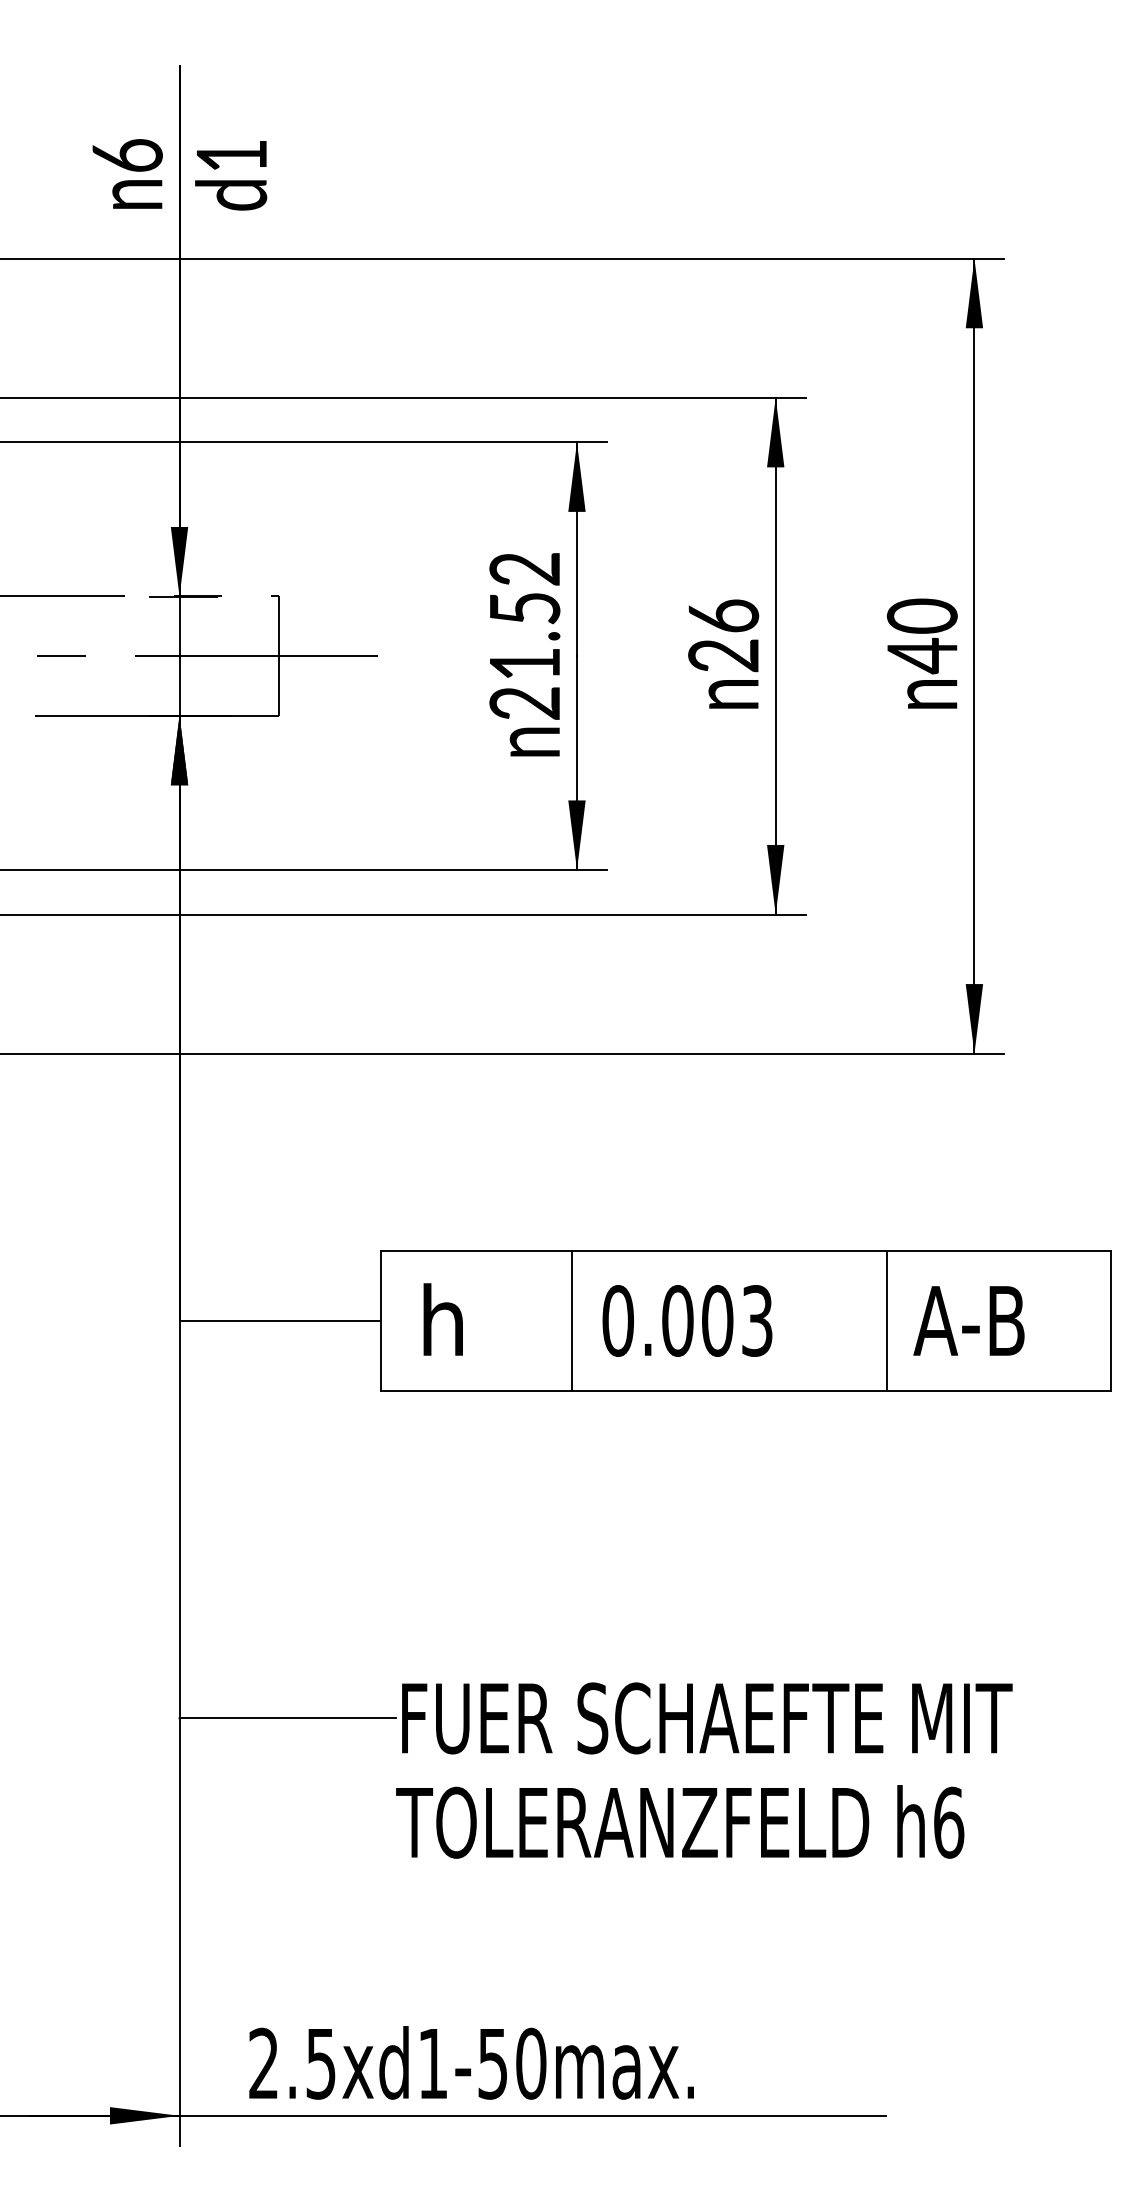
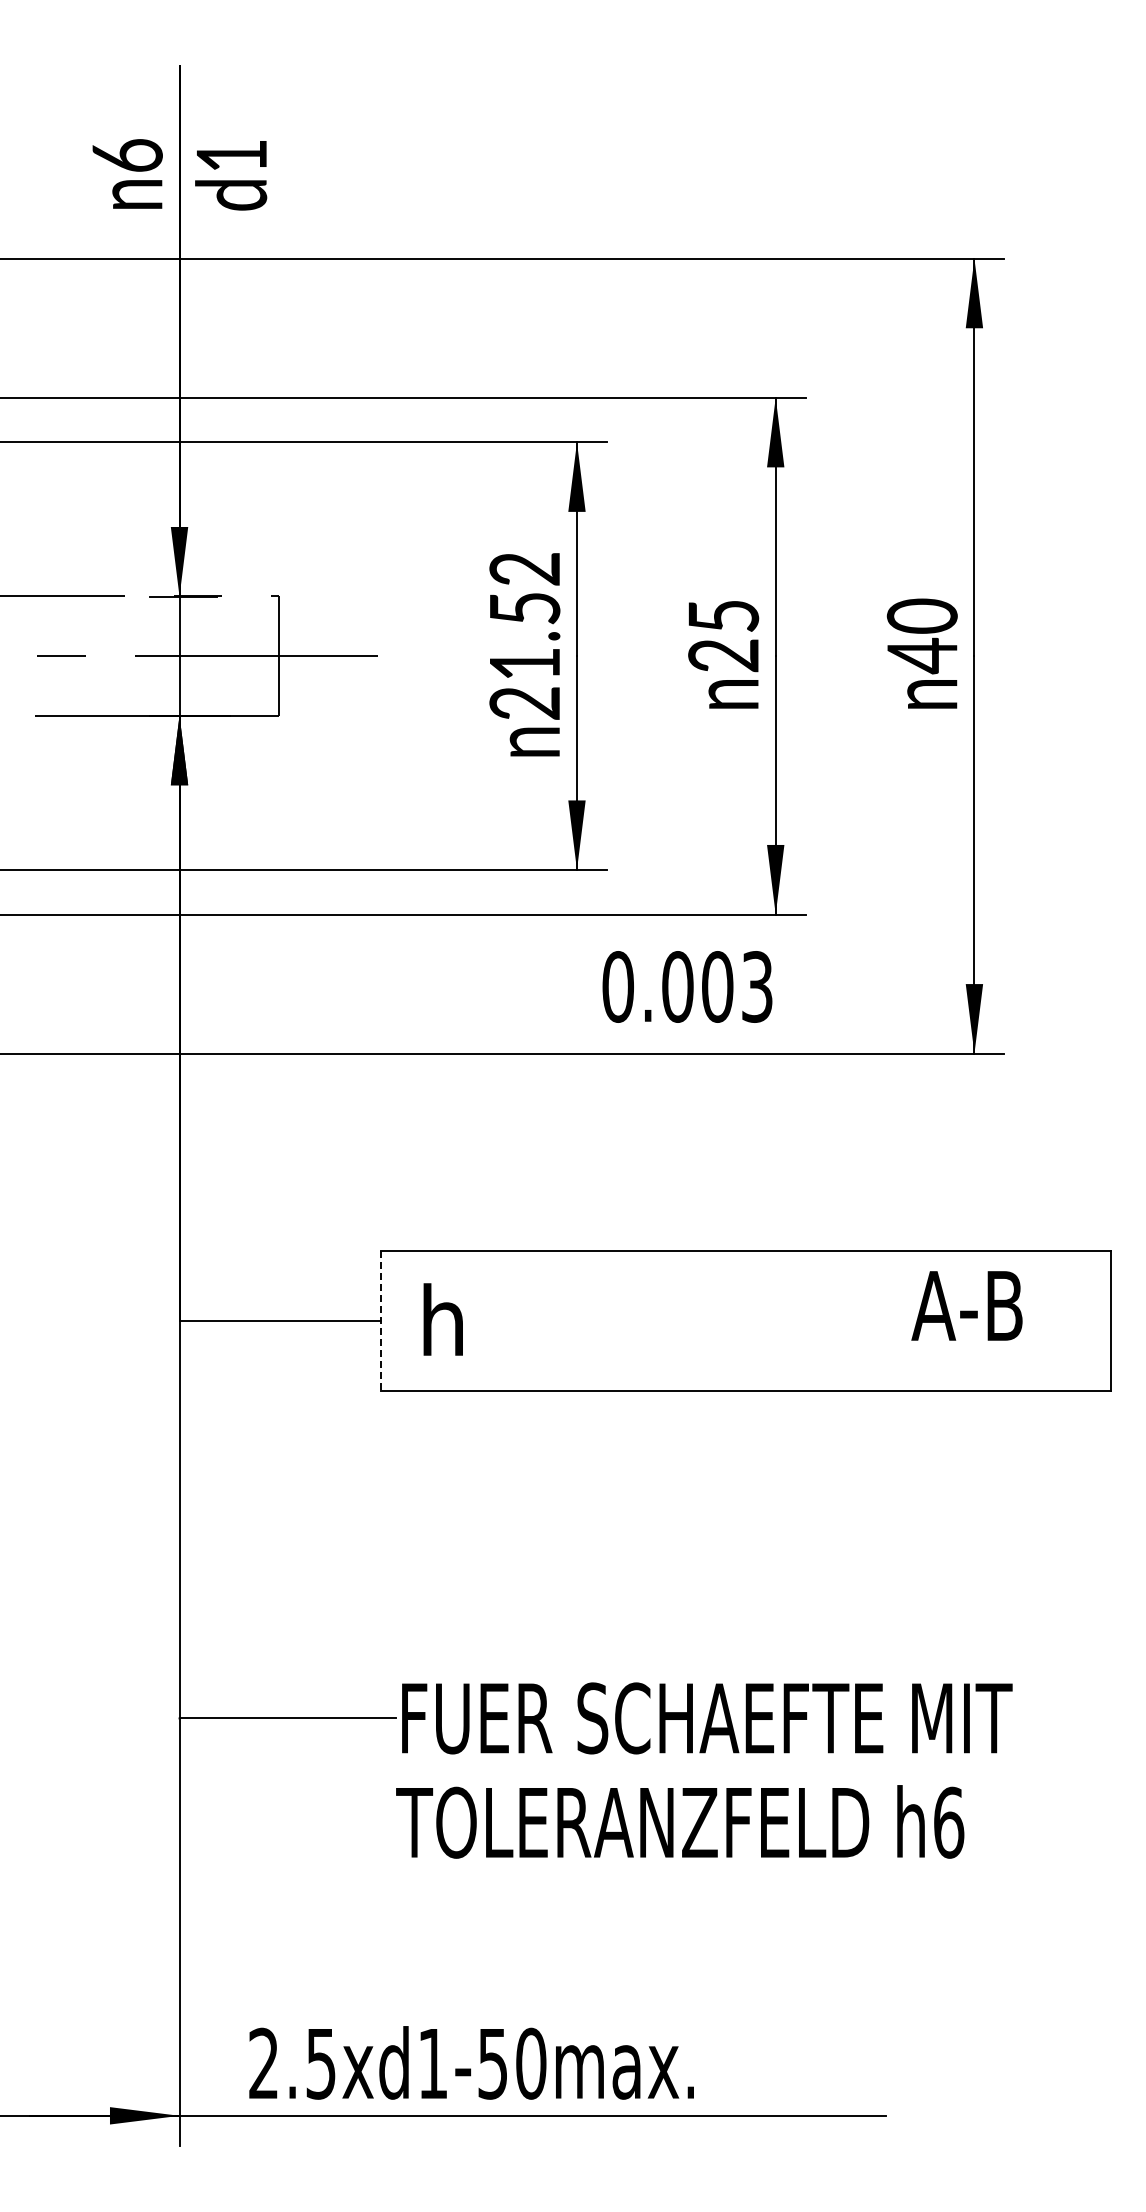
text: 26 -> 25 (723, 615)
line: solid -> dashed (381, 1320)
line: present -> none (572, 1320)
text position: (687, 1320) -> (687, 986) (687, 986)
line: present -> none (886, 1320)
text position: (968, 1320) -> (966, 1305) (966, 1305)
